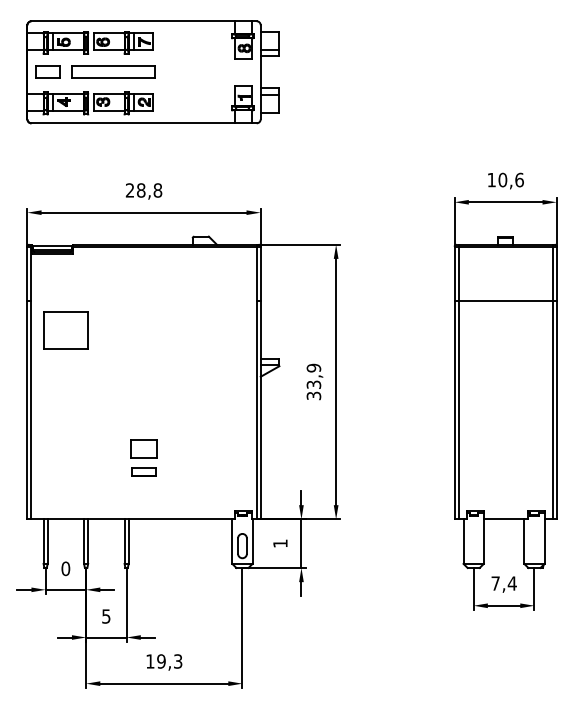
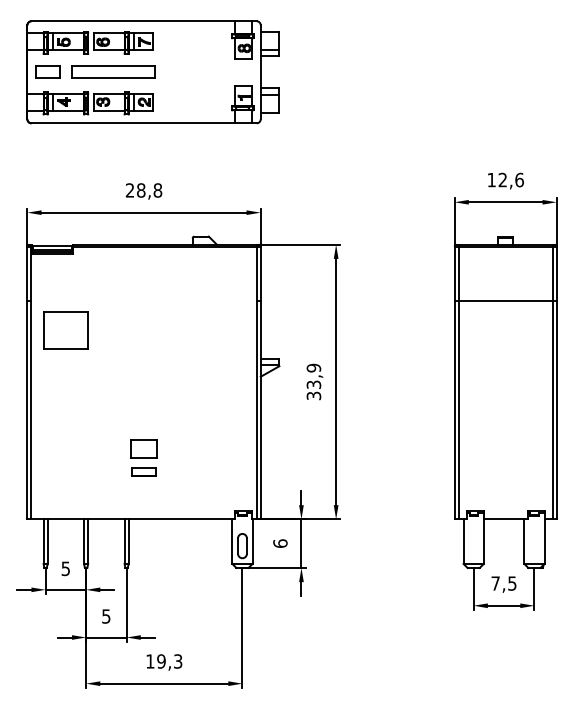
text: 10,6 -> 12,6 (502, 179)
text: 1 -> 6 (280, 543)
text: 0 -> 5 (65, 568)
text: 7,4 -> 7,5 (511, 583)
